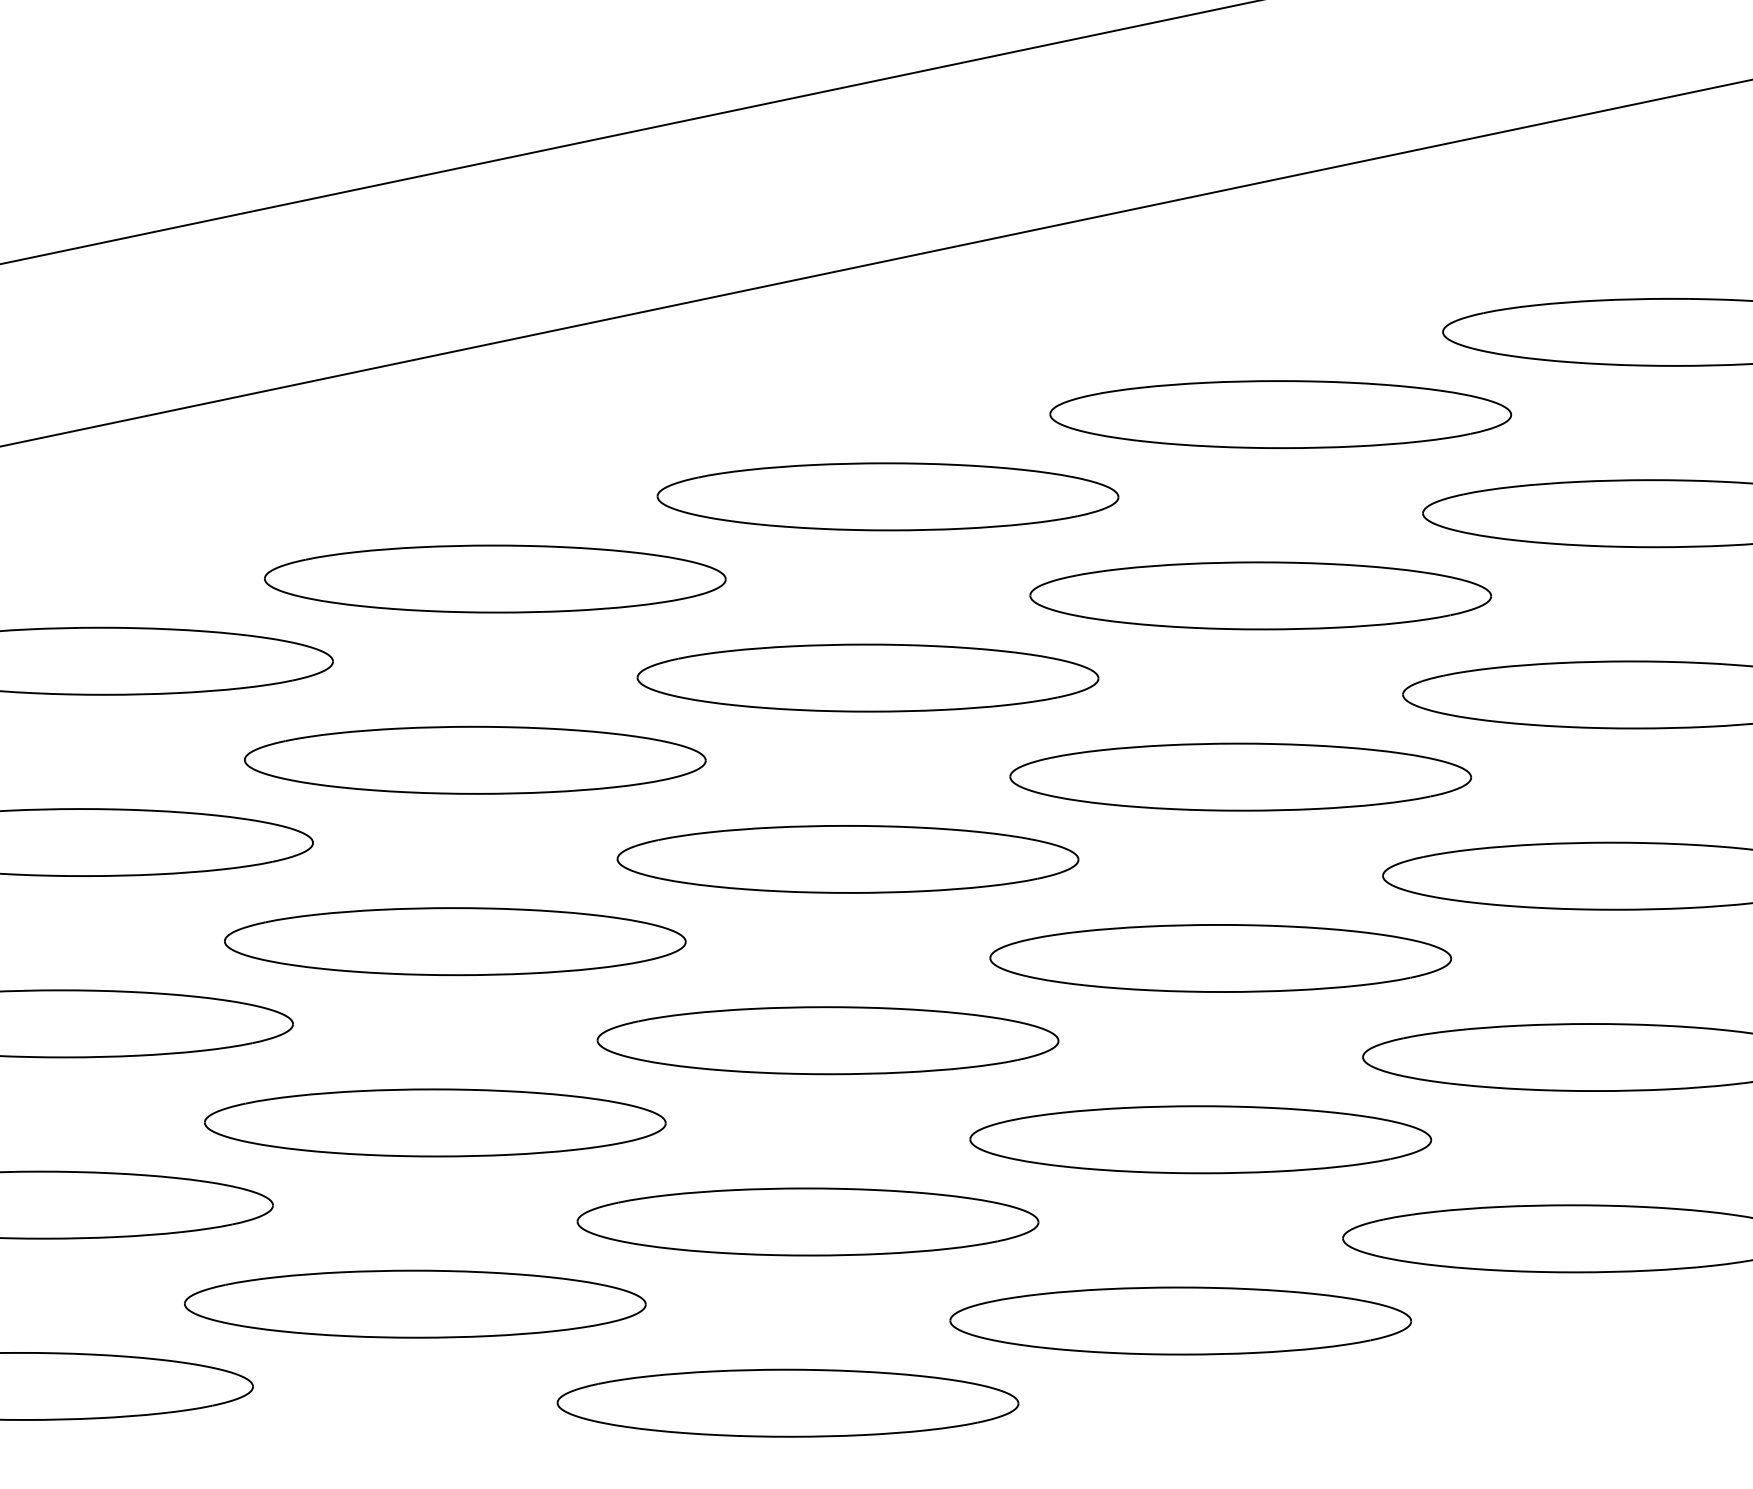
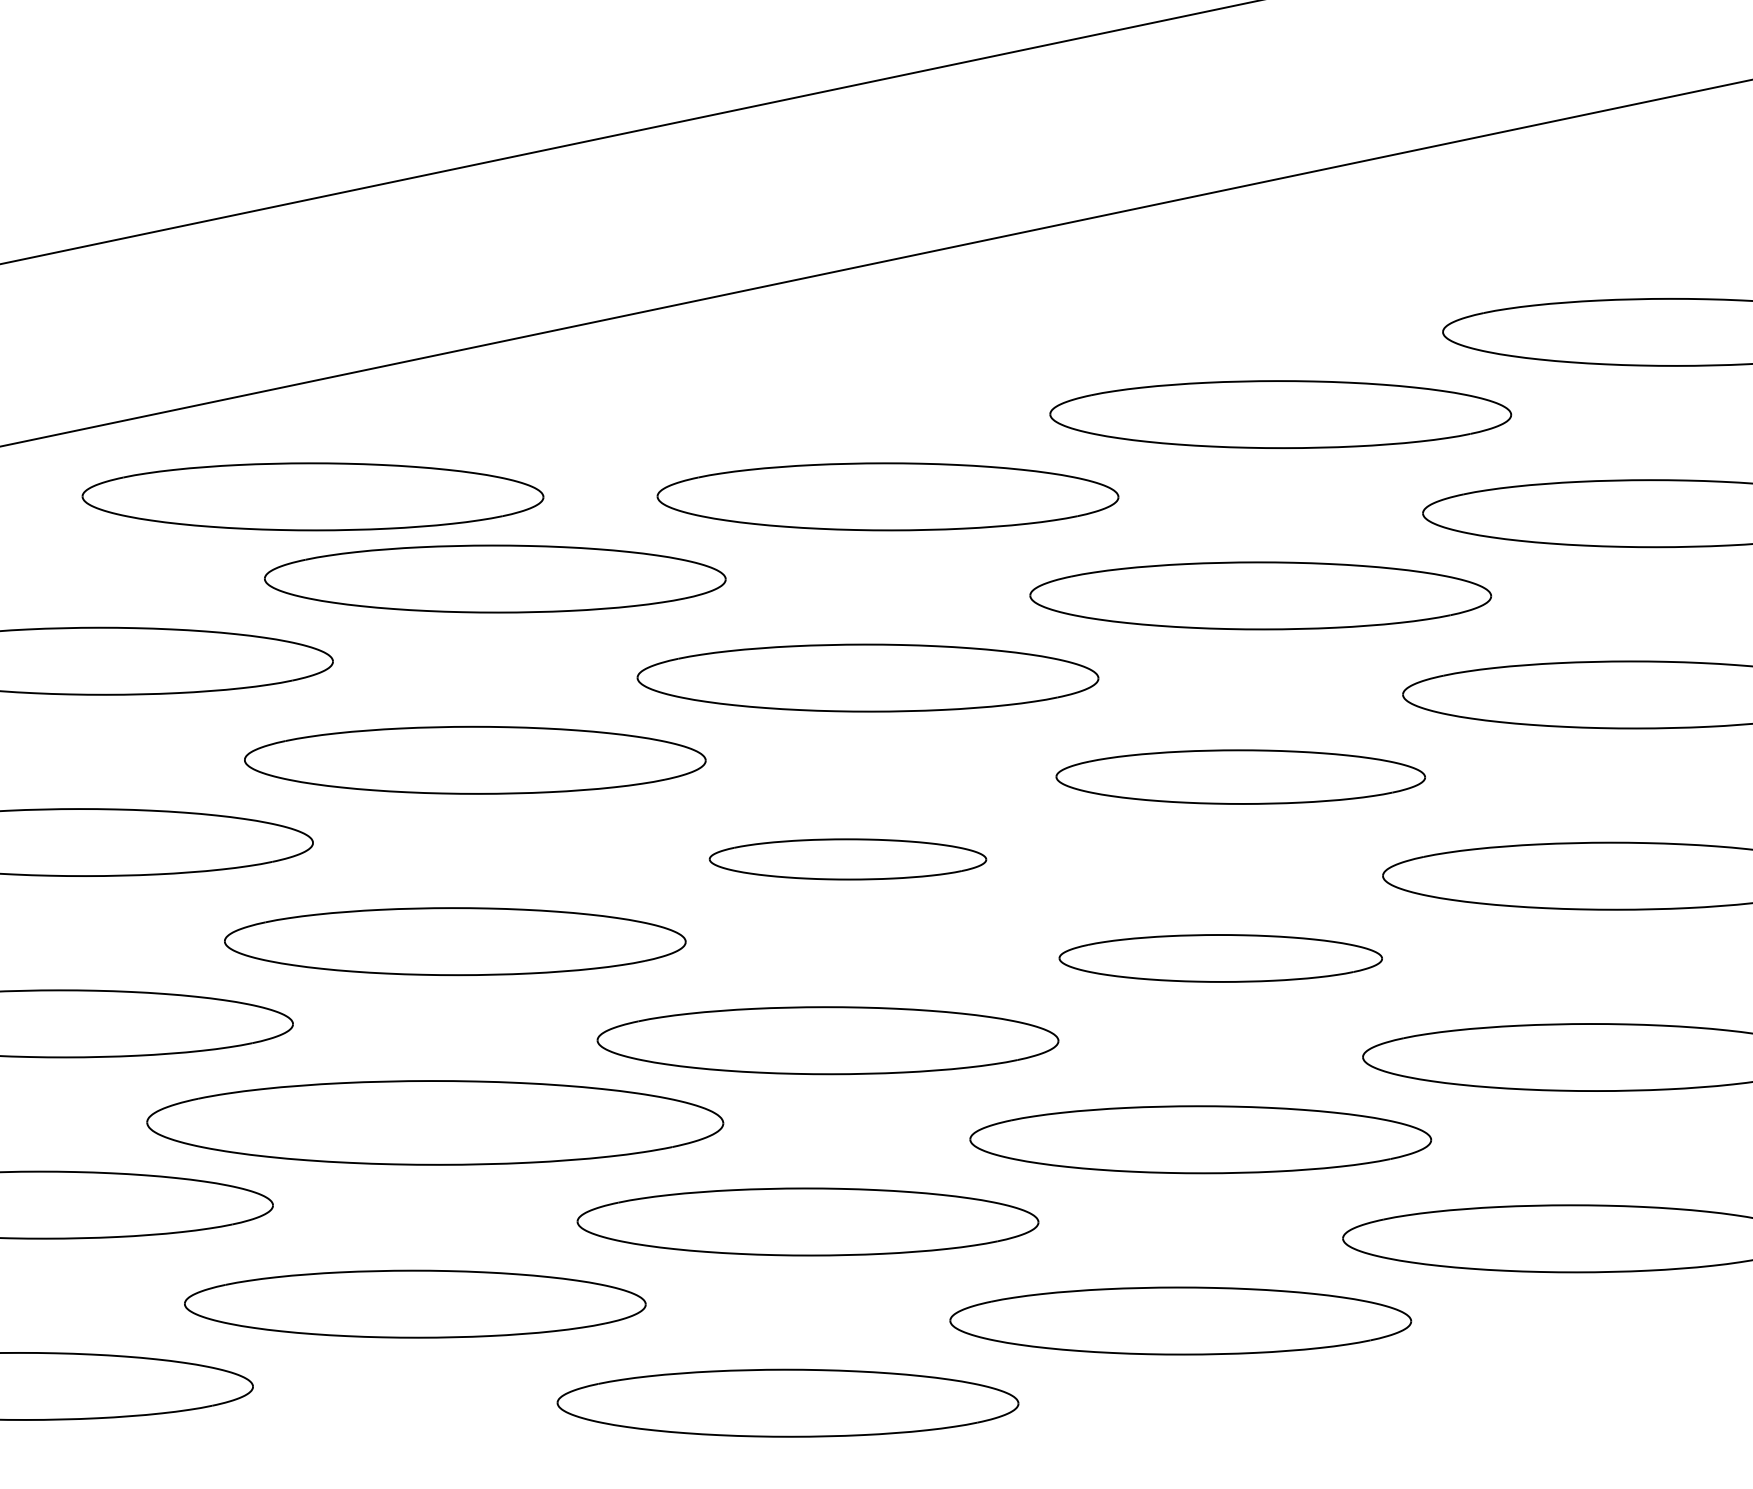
part: none -> present (312, 496)
part size: 464x70 px -> 371x56 px (1240, 776)
part size: 464x69 px -> 280x43 px (847, 859)
part size: 464x69 px -> 325x49 px (1220, 958)
part size: 463x70 px -> 579x86 px (435, 1122)
